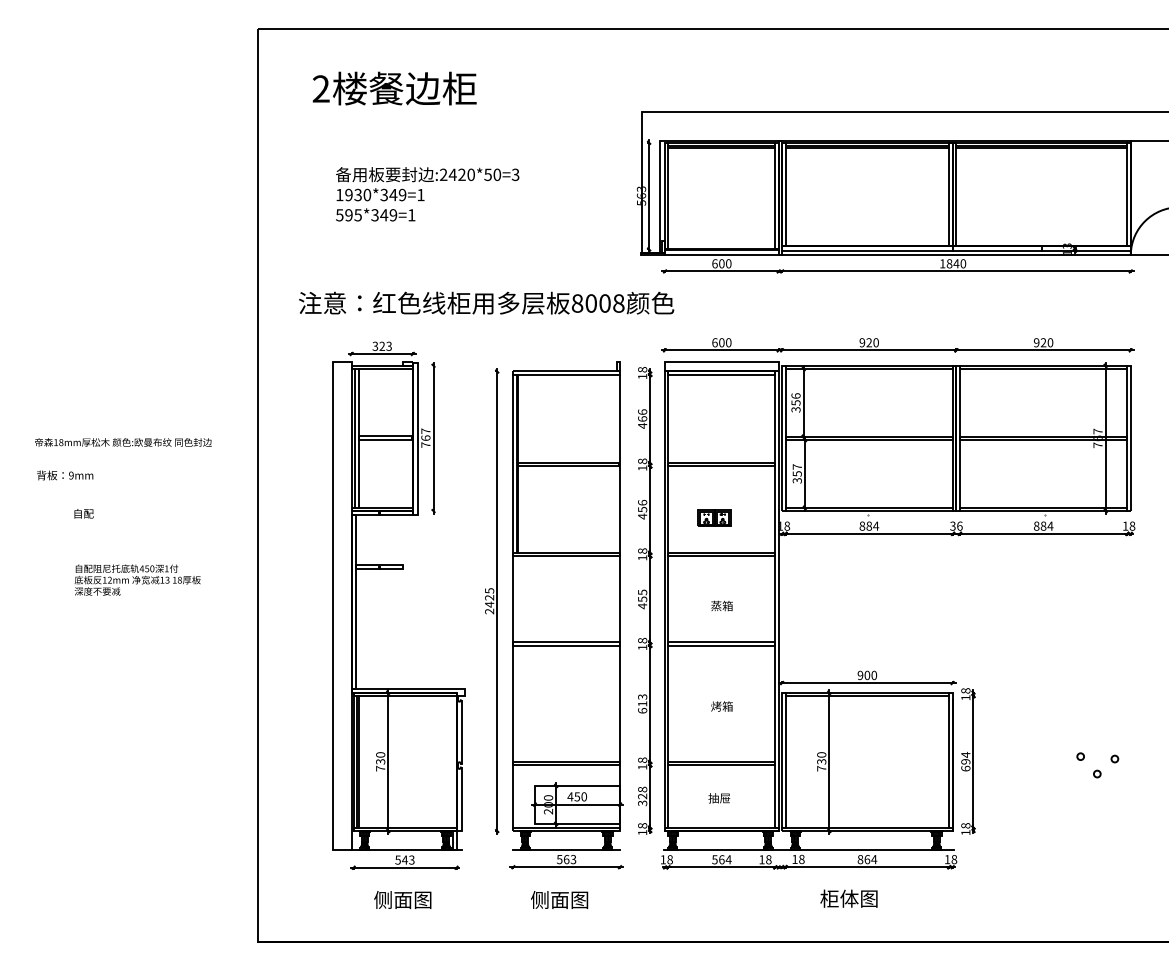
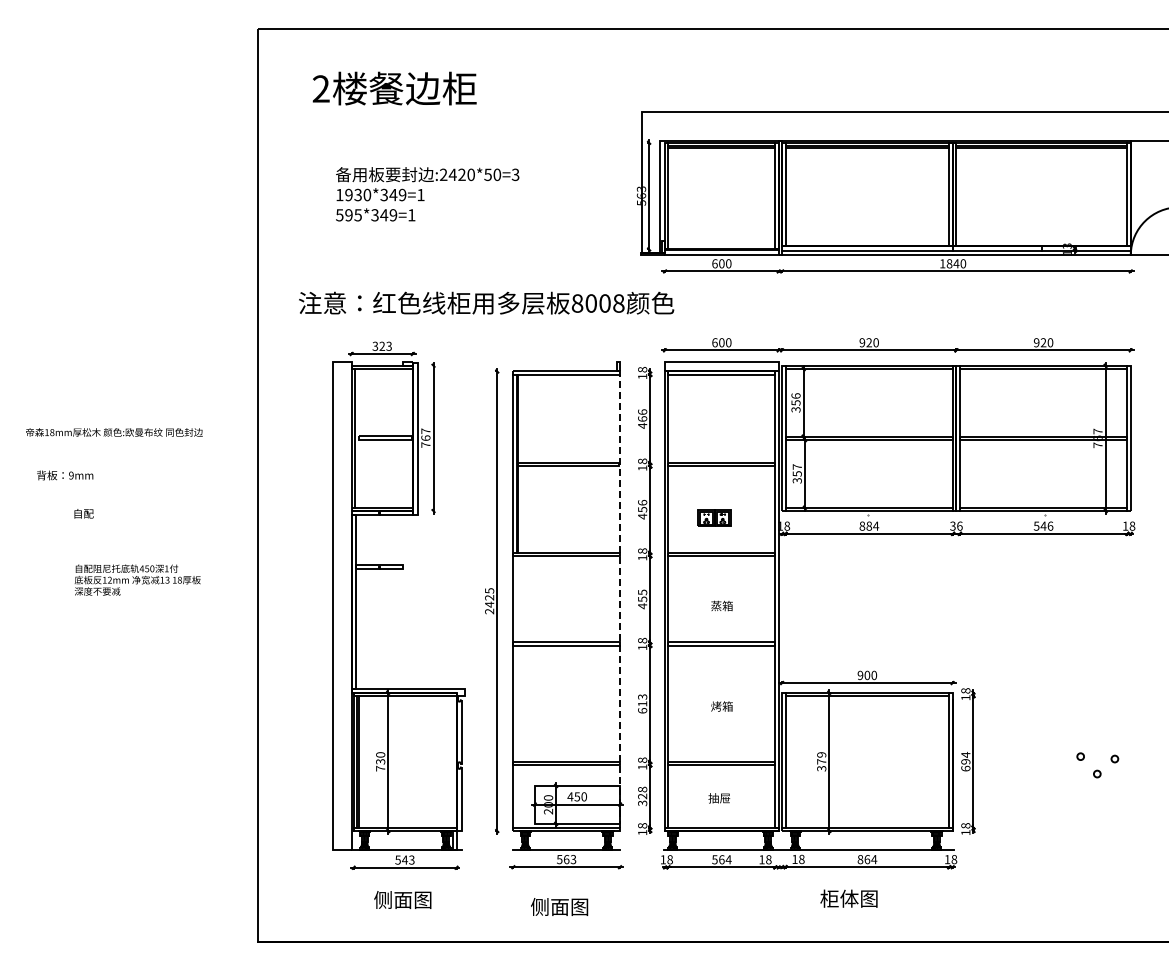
line: present -> none (358, 438)
text position: (123, 442) -> (114, 432) (114, 432)
text: 884 -> 546 (1043, 525)
line: solid -> dashed (620, 600)
text: 730 -> 379 (821, 761)
text position: (559, 899) -> (559, 906) (559, 906)
